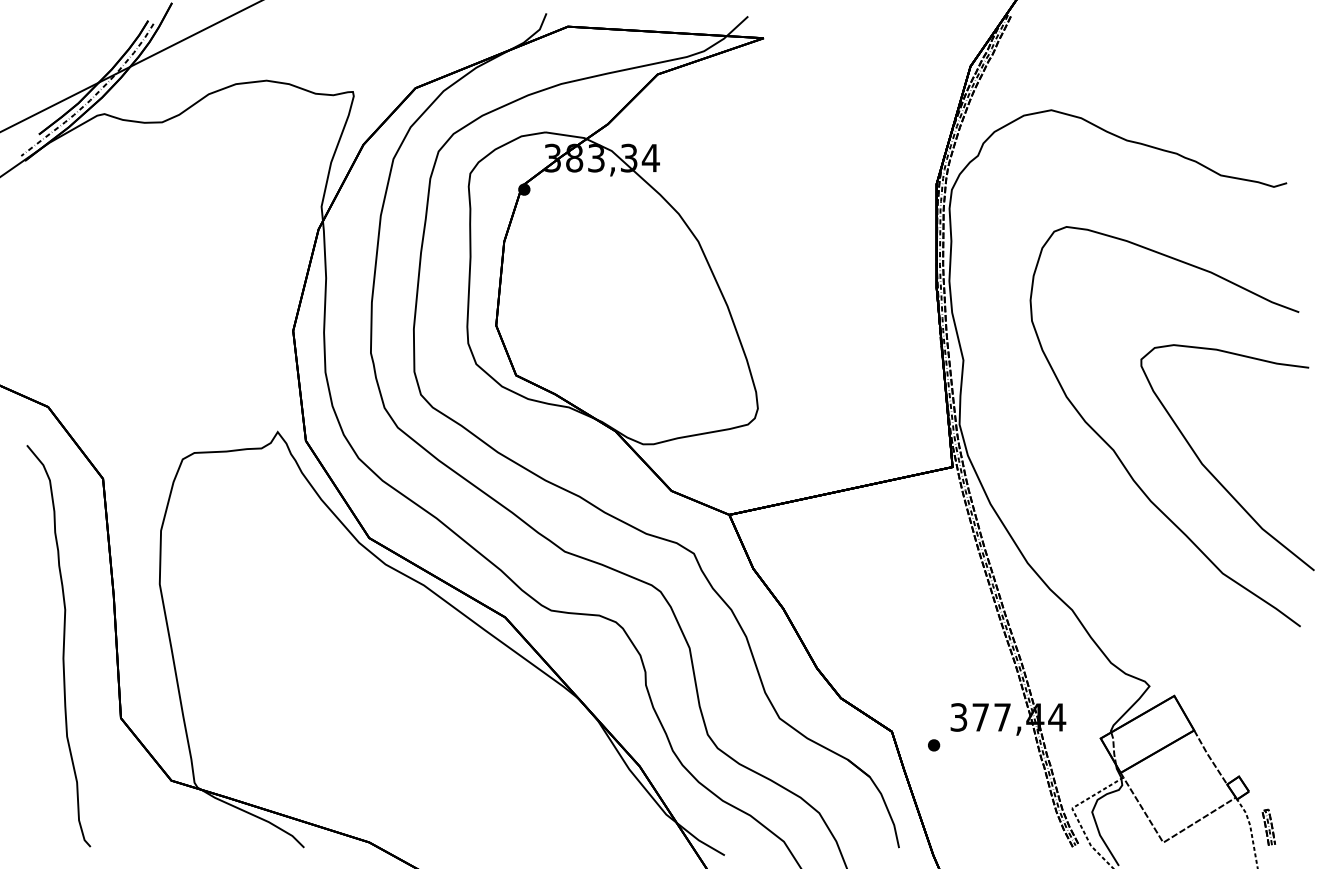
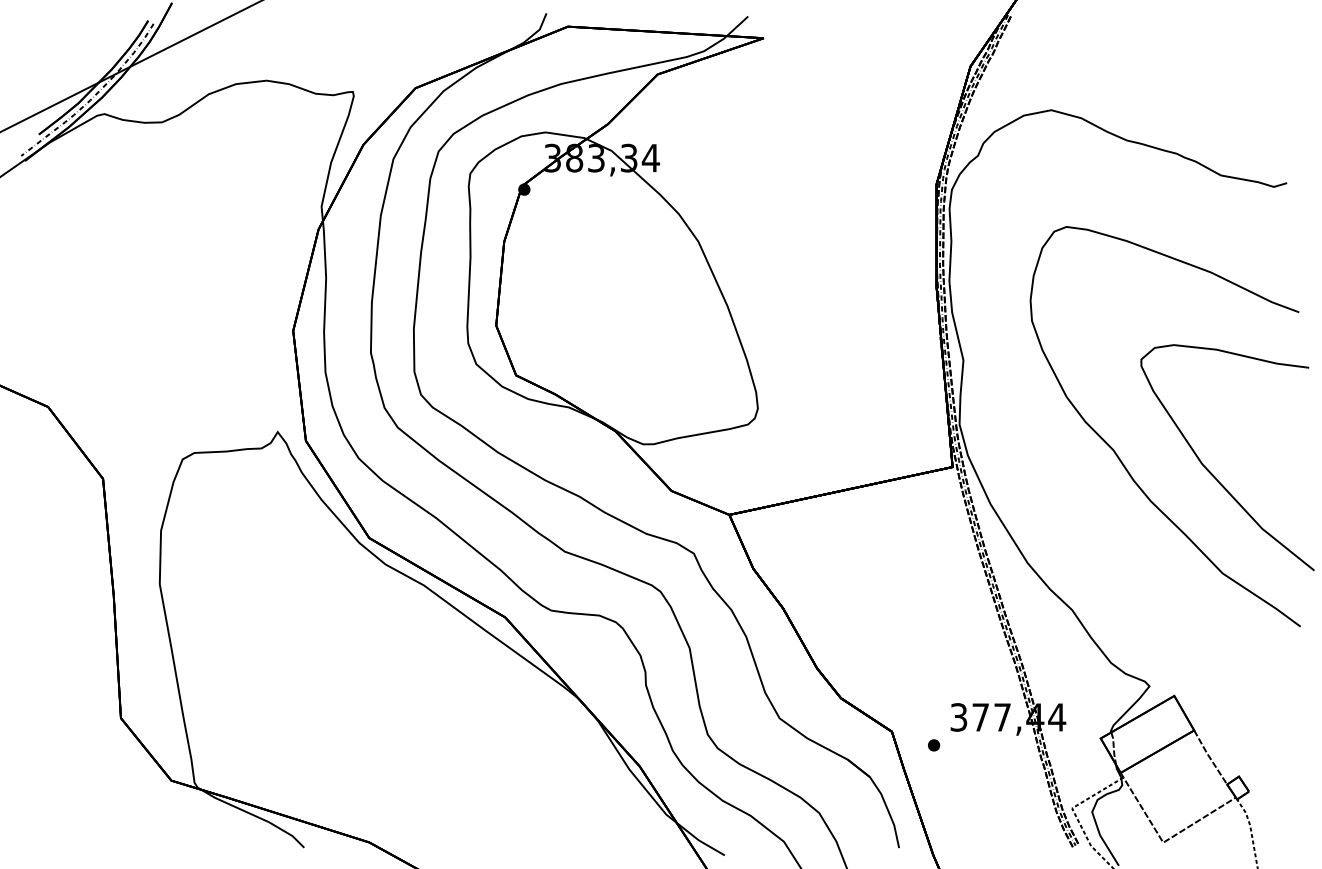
curve: present -> none (62, 648)
part: present -> none (1268, 826)
